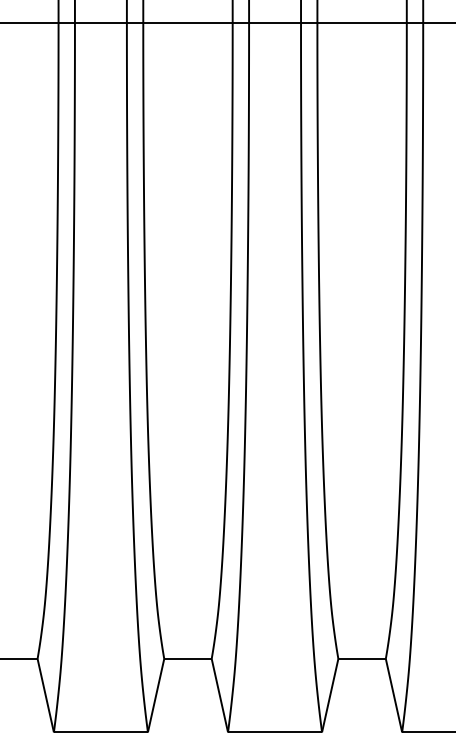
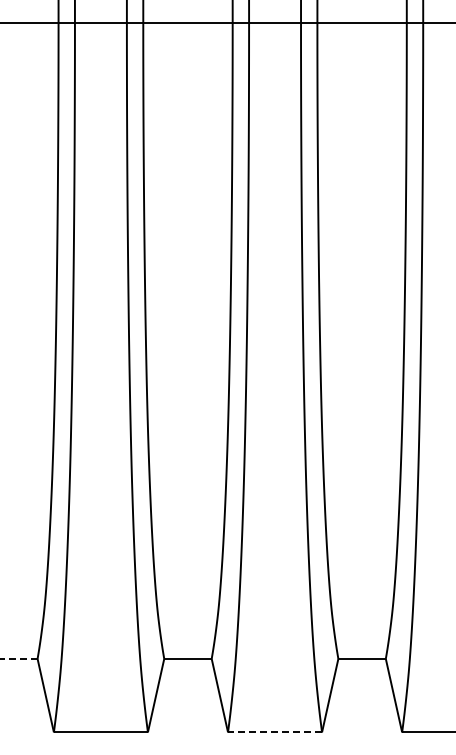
line: solid -> dashed (17, 658)
line: solid -> dashed (274, 732)
